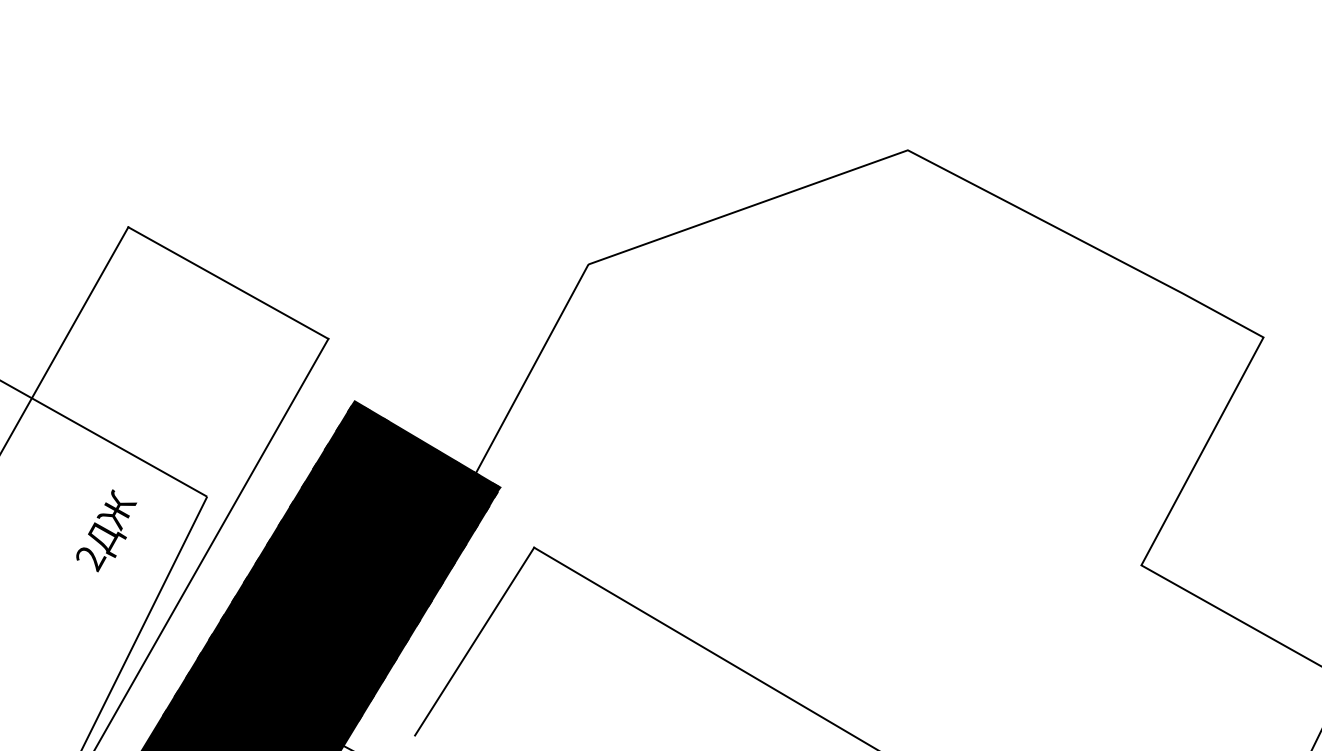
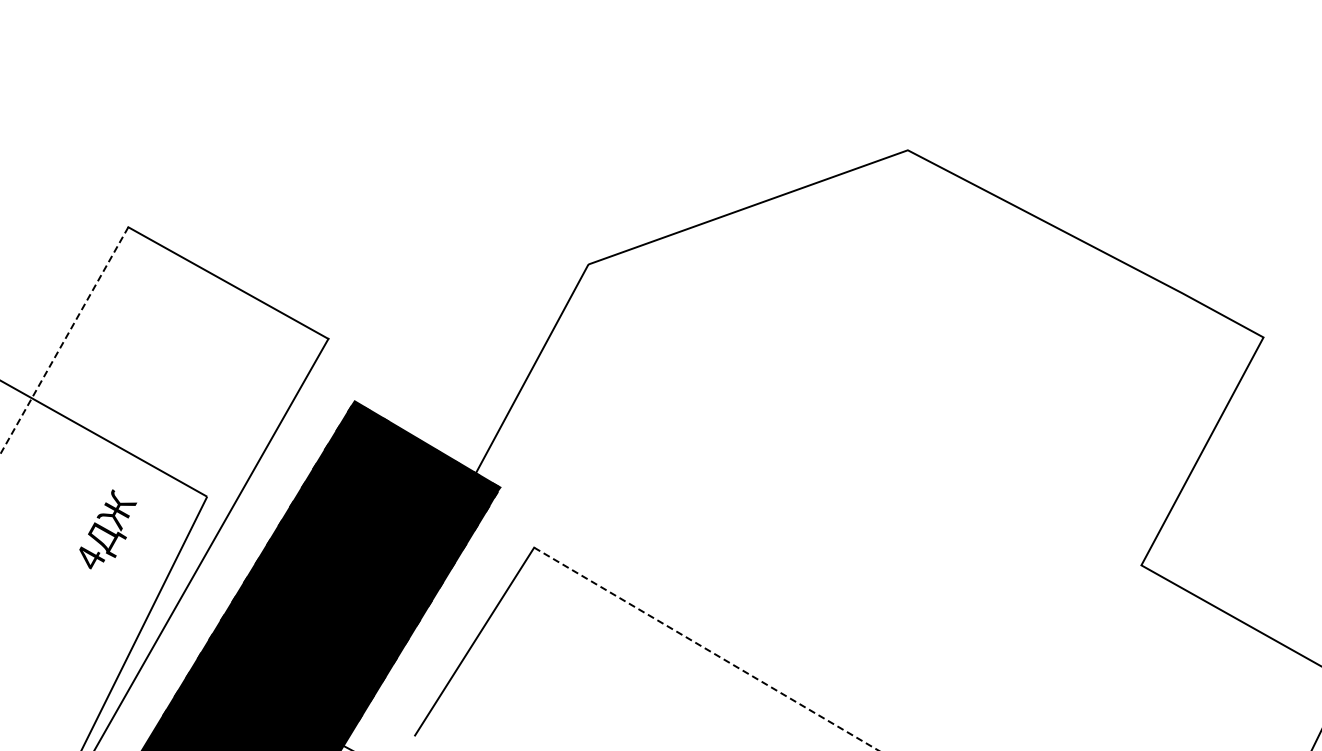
line: solid -> dashed (64, 341)
text: 2 -> 4 (91, 559)
line: solid -> dashed (706, 649)
